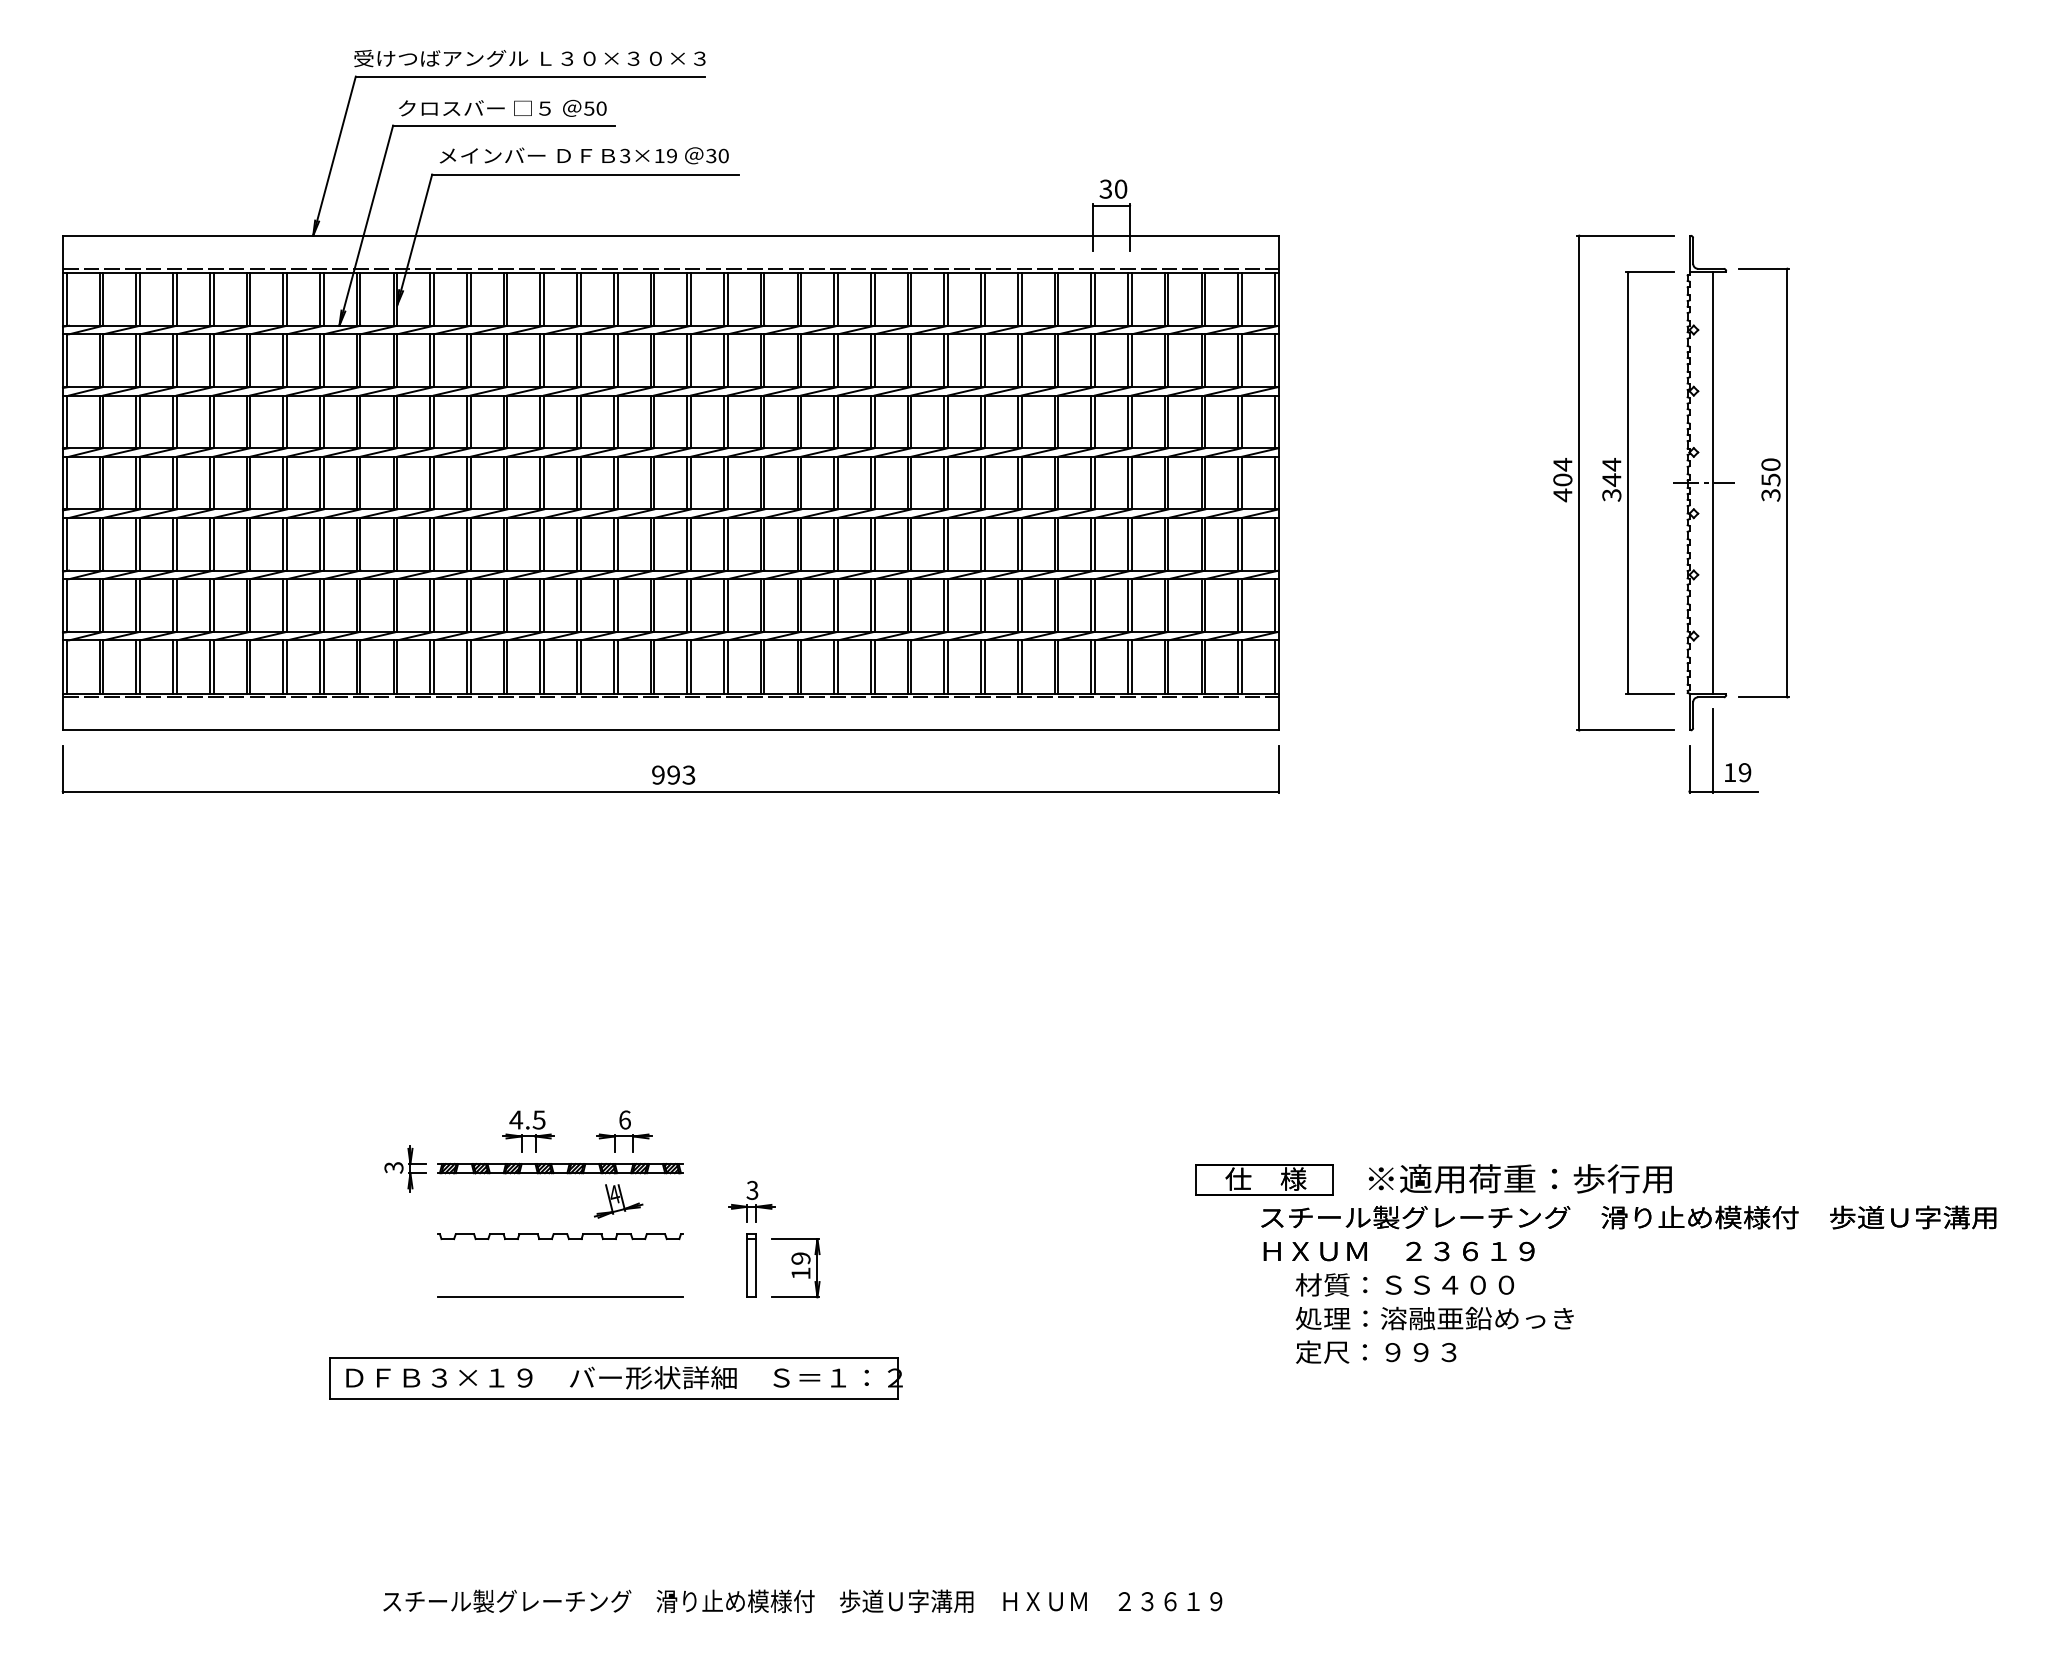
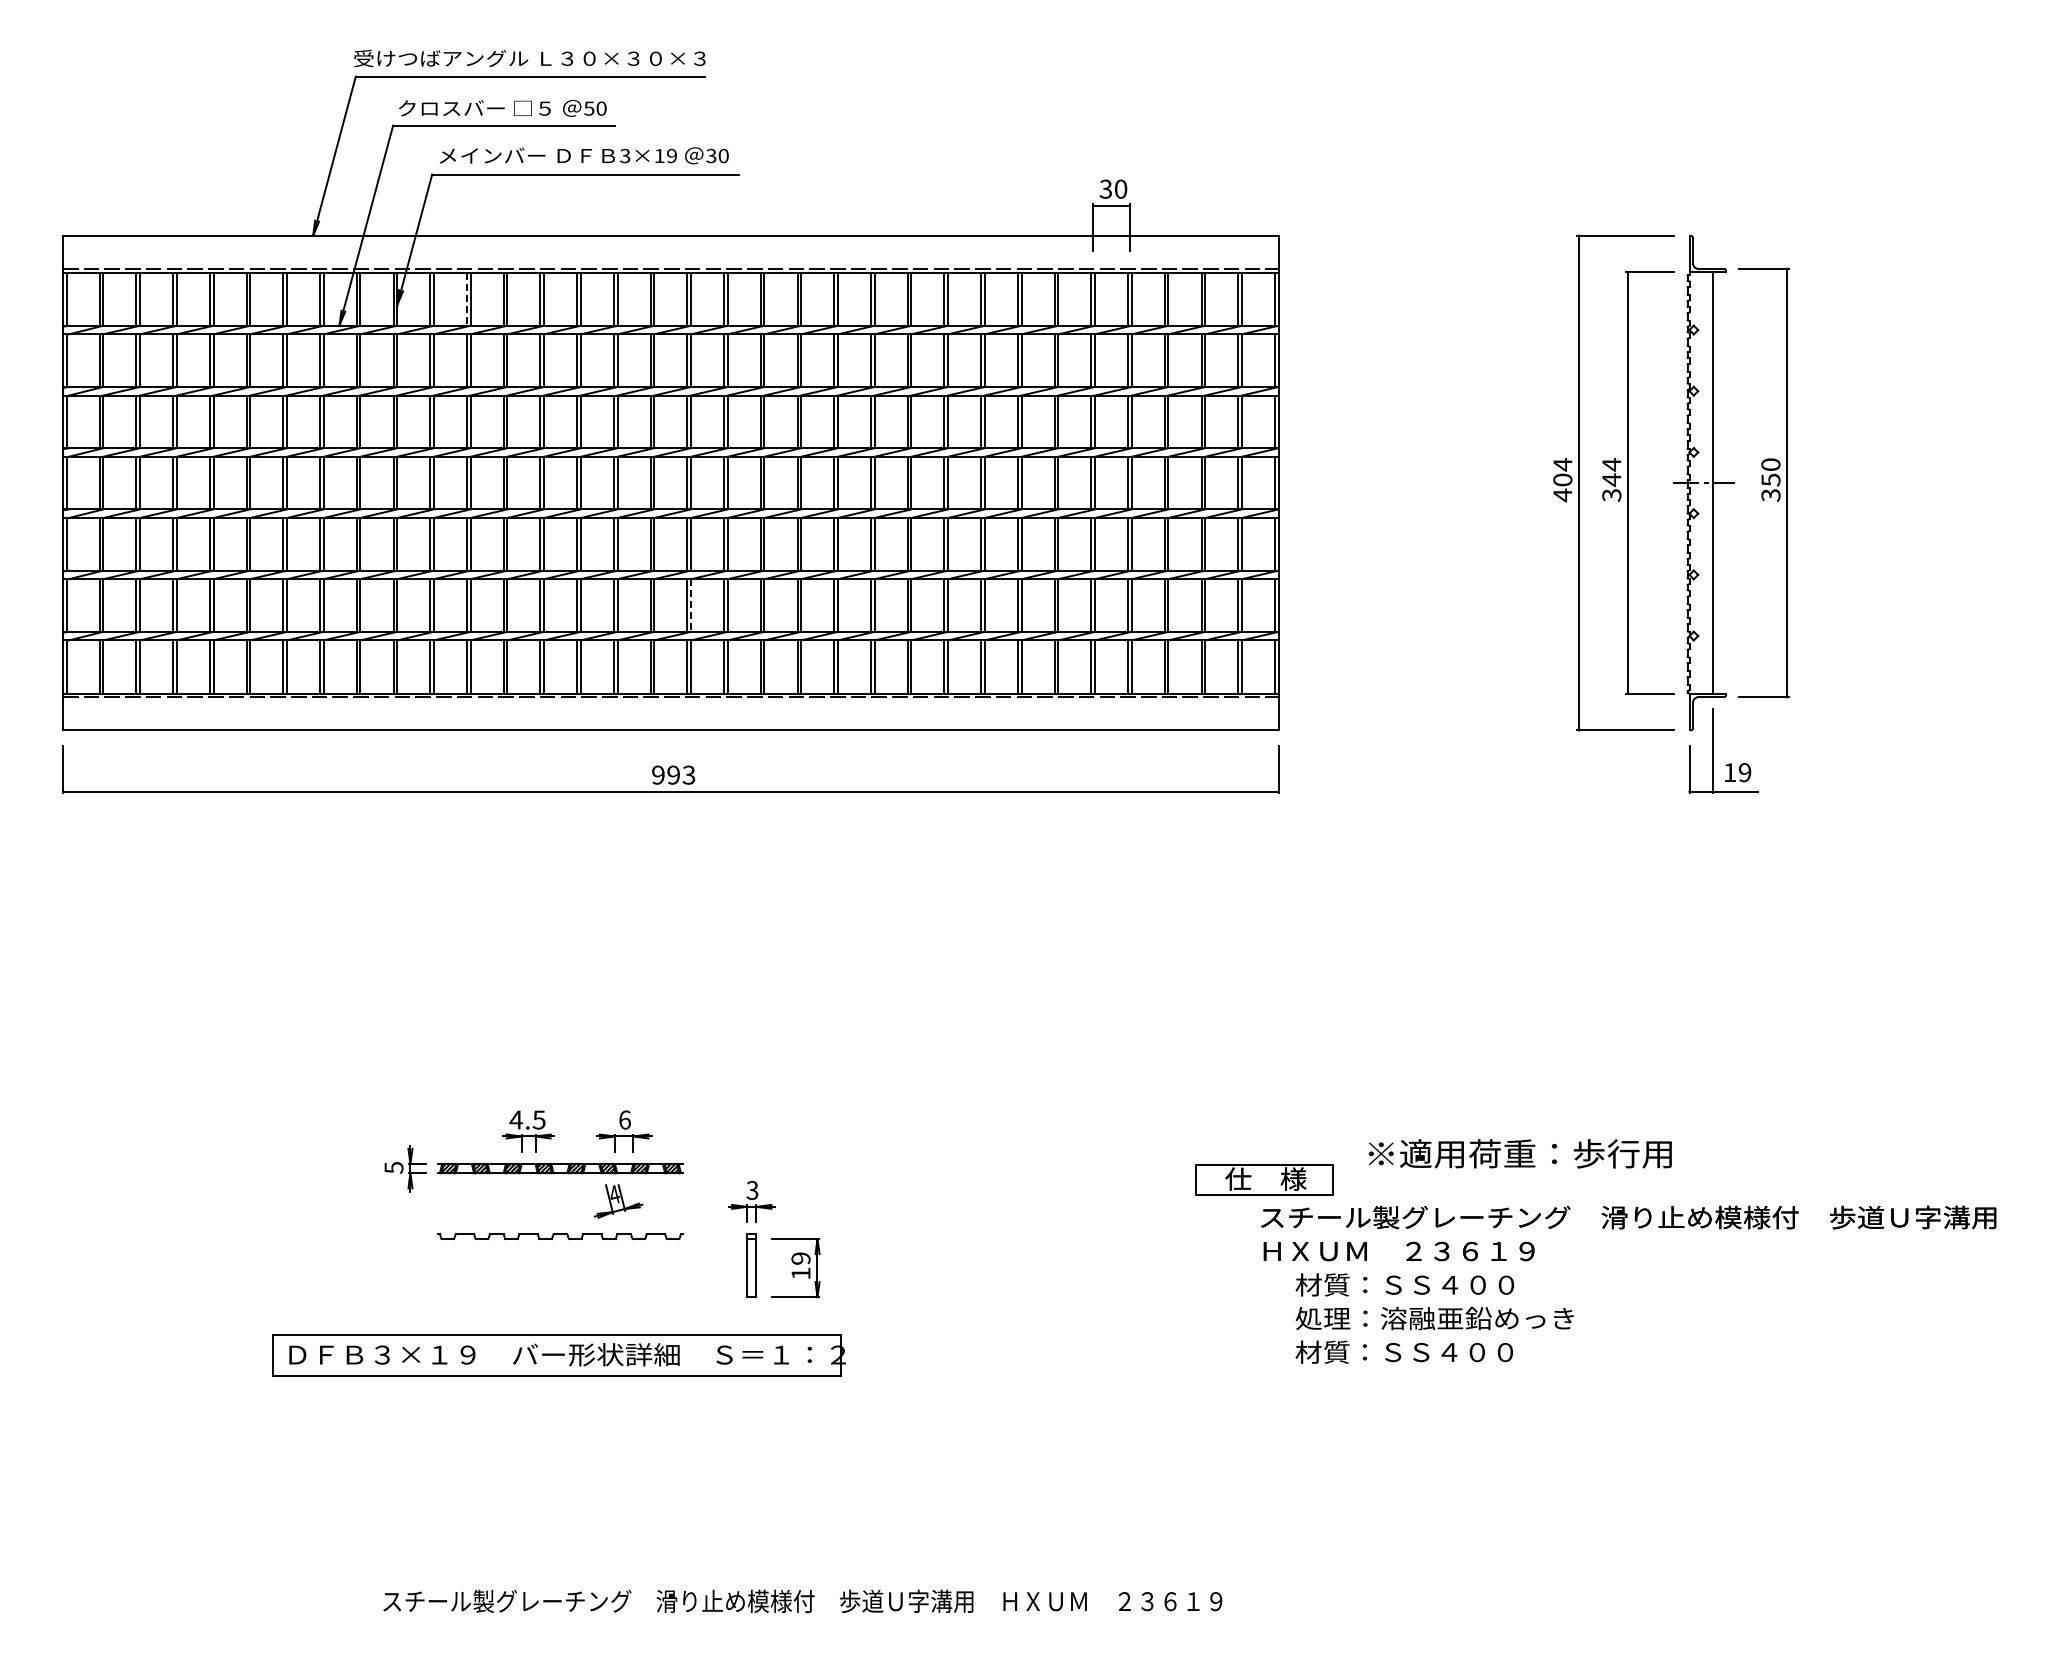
line: solid -> dashed (466, 299)
line: solid -> dashed (691, 606)
text: 3 -> 5 (393, 1167)
text position: (1519, 1178) -> (1519, 1153) (1519, 1153)
line: present -> none (559, 1297)
text: 定尺：９９３ -> 材質：ＳＳ４００ (1403, 1351)
part position: (615, 1378) -> (558, 1355) (558, 1355)
